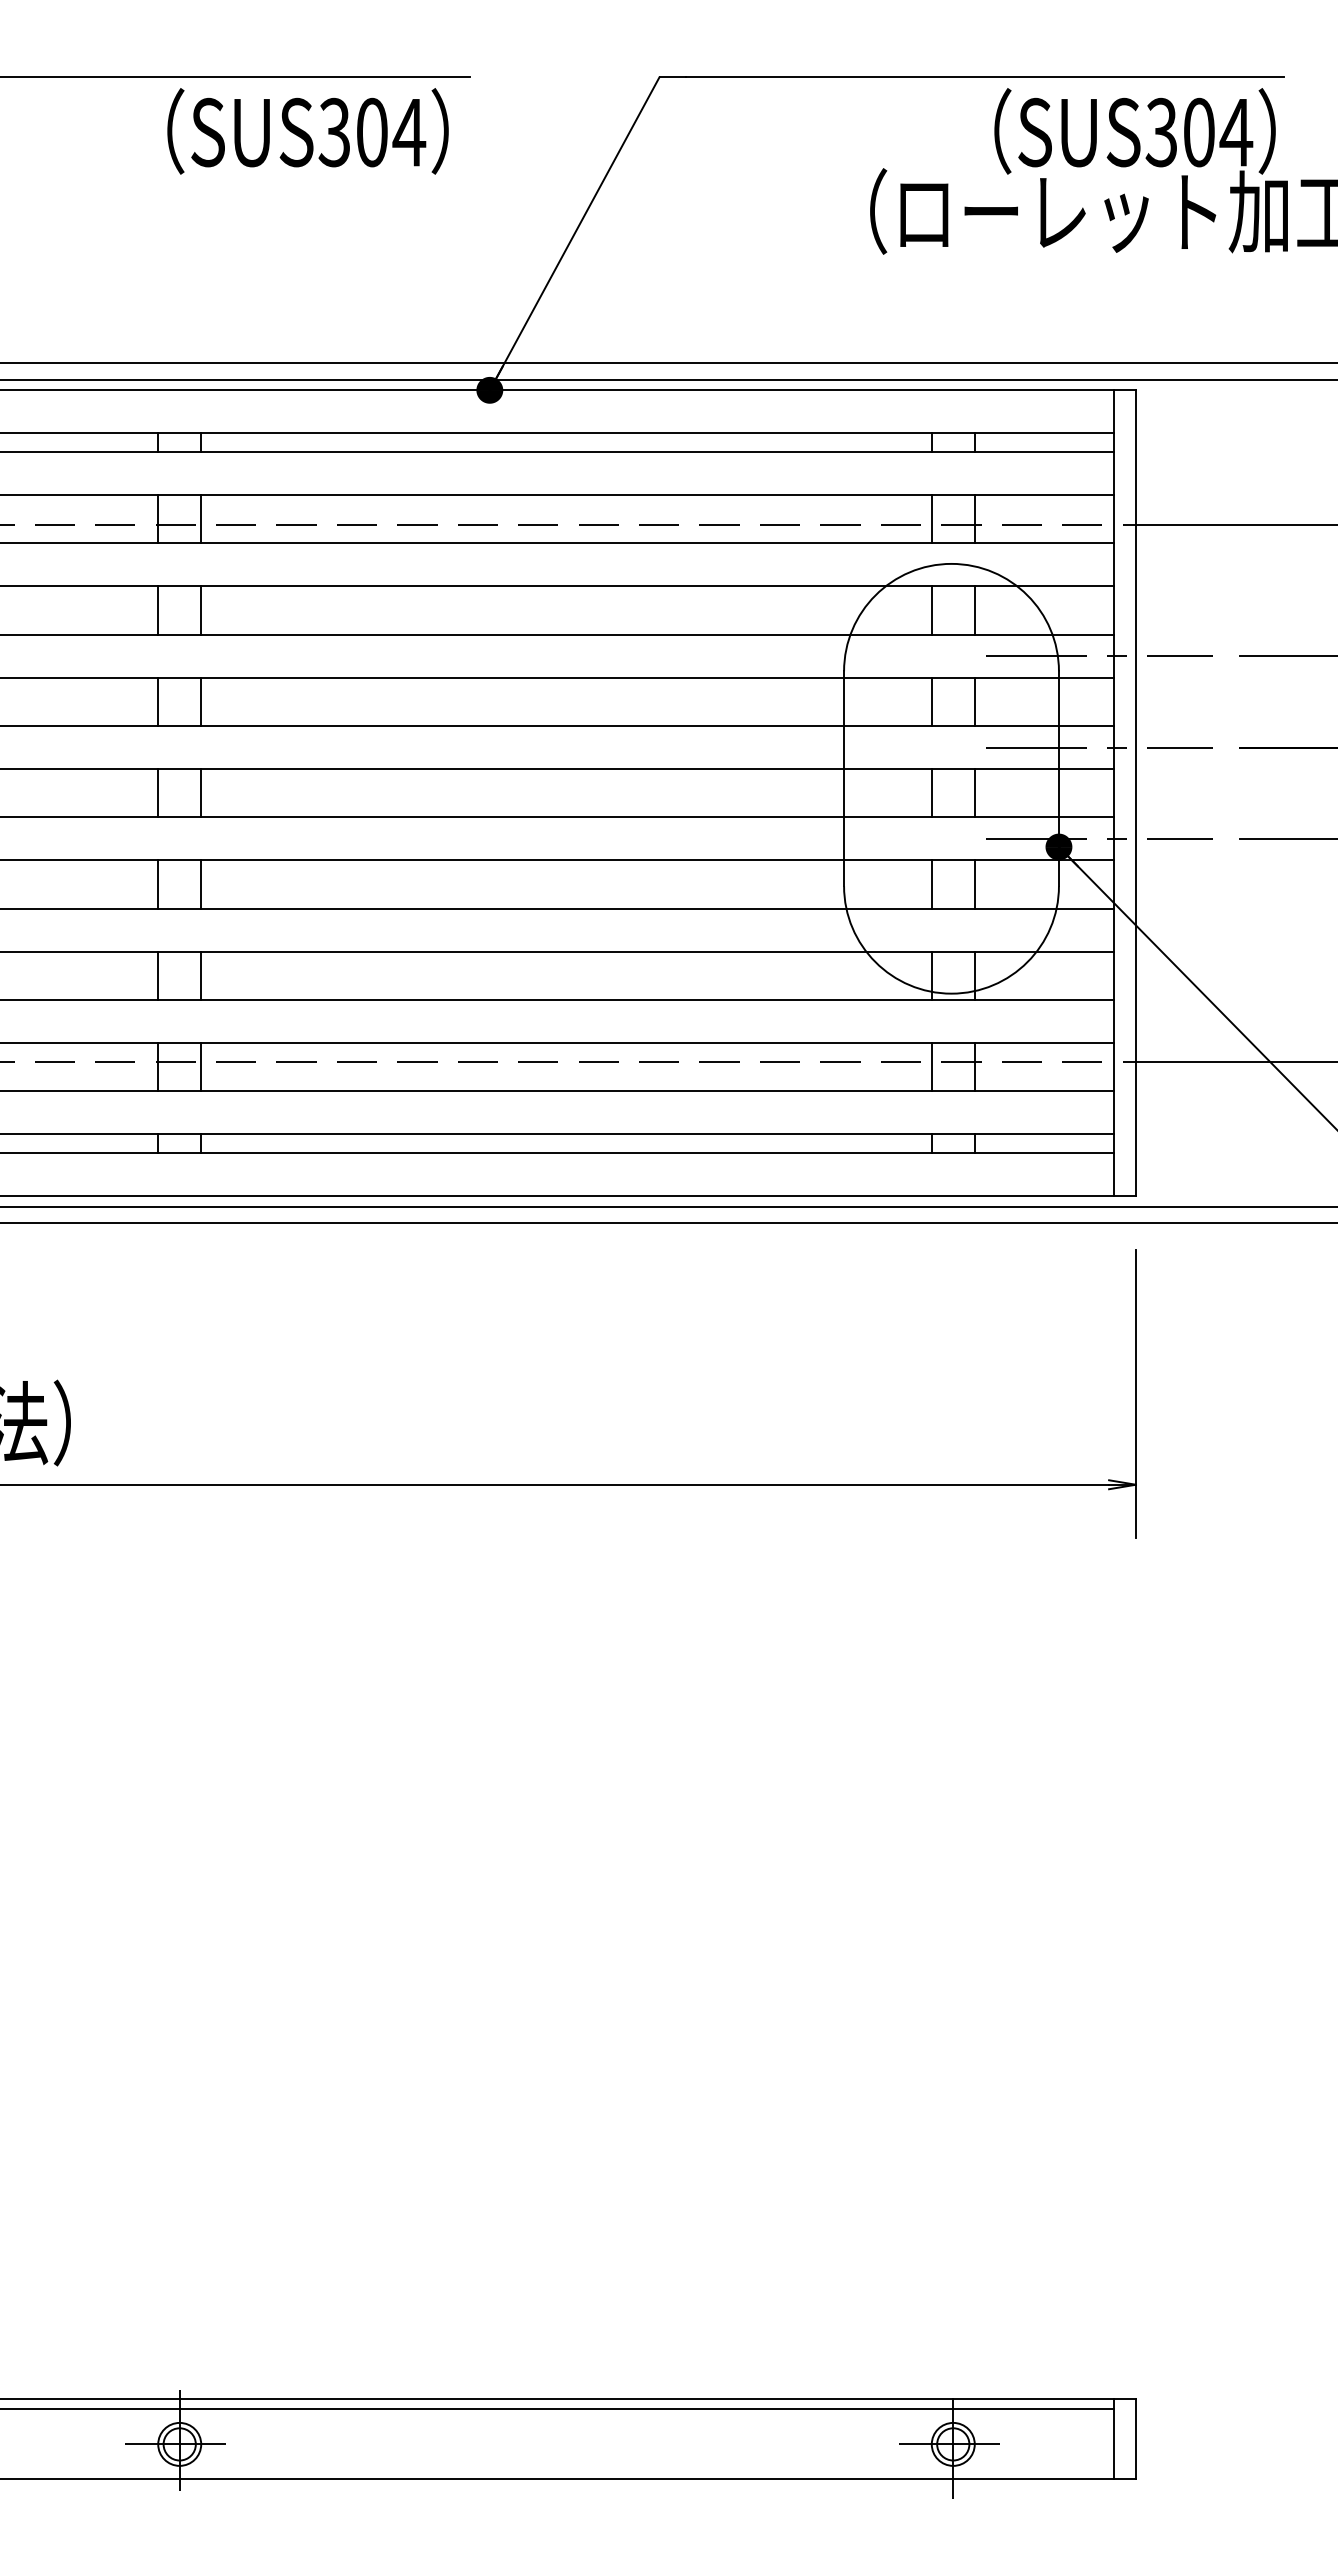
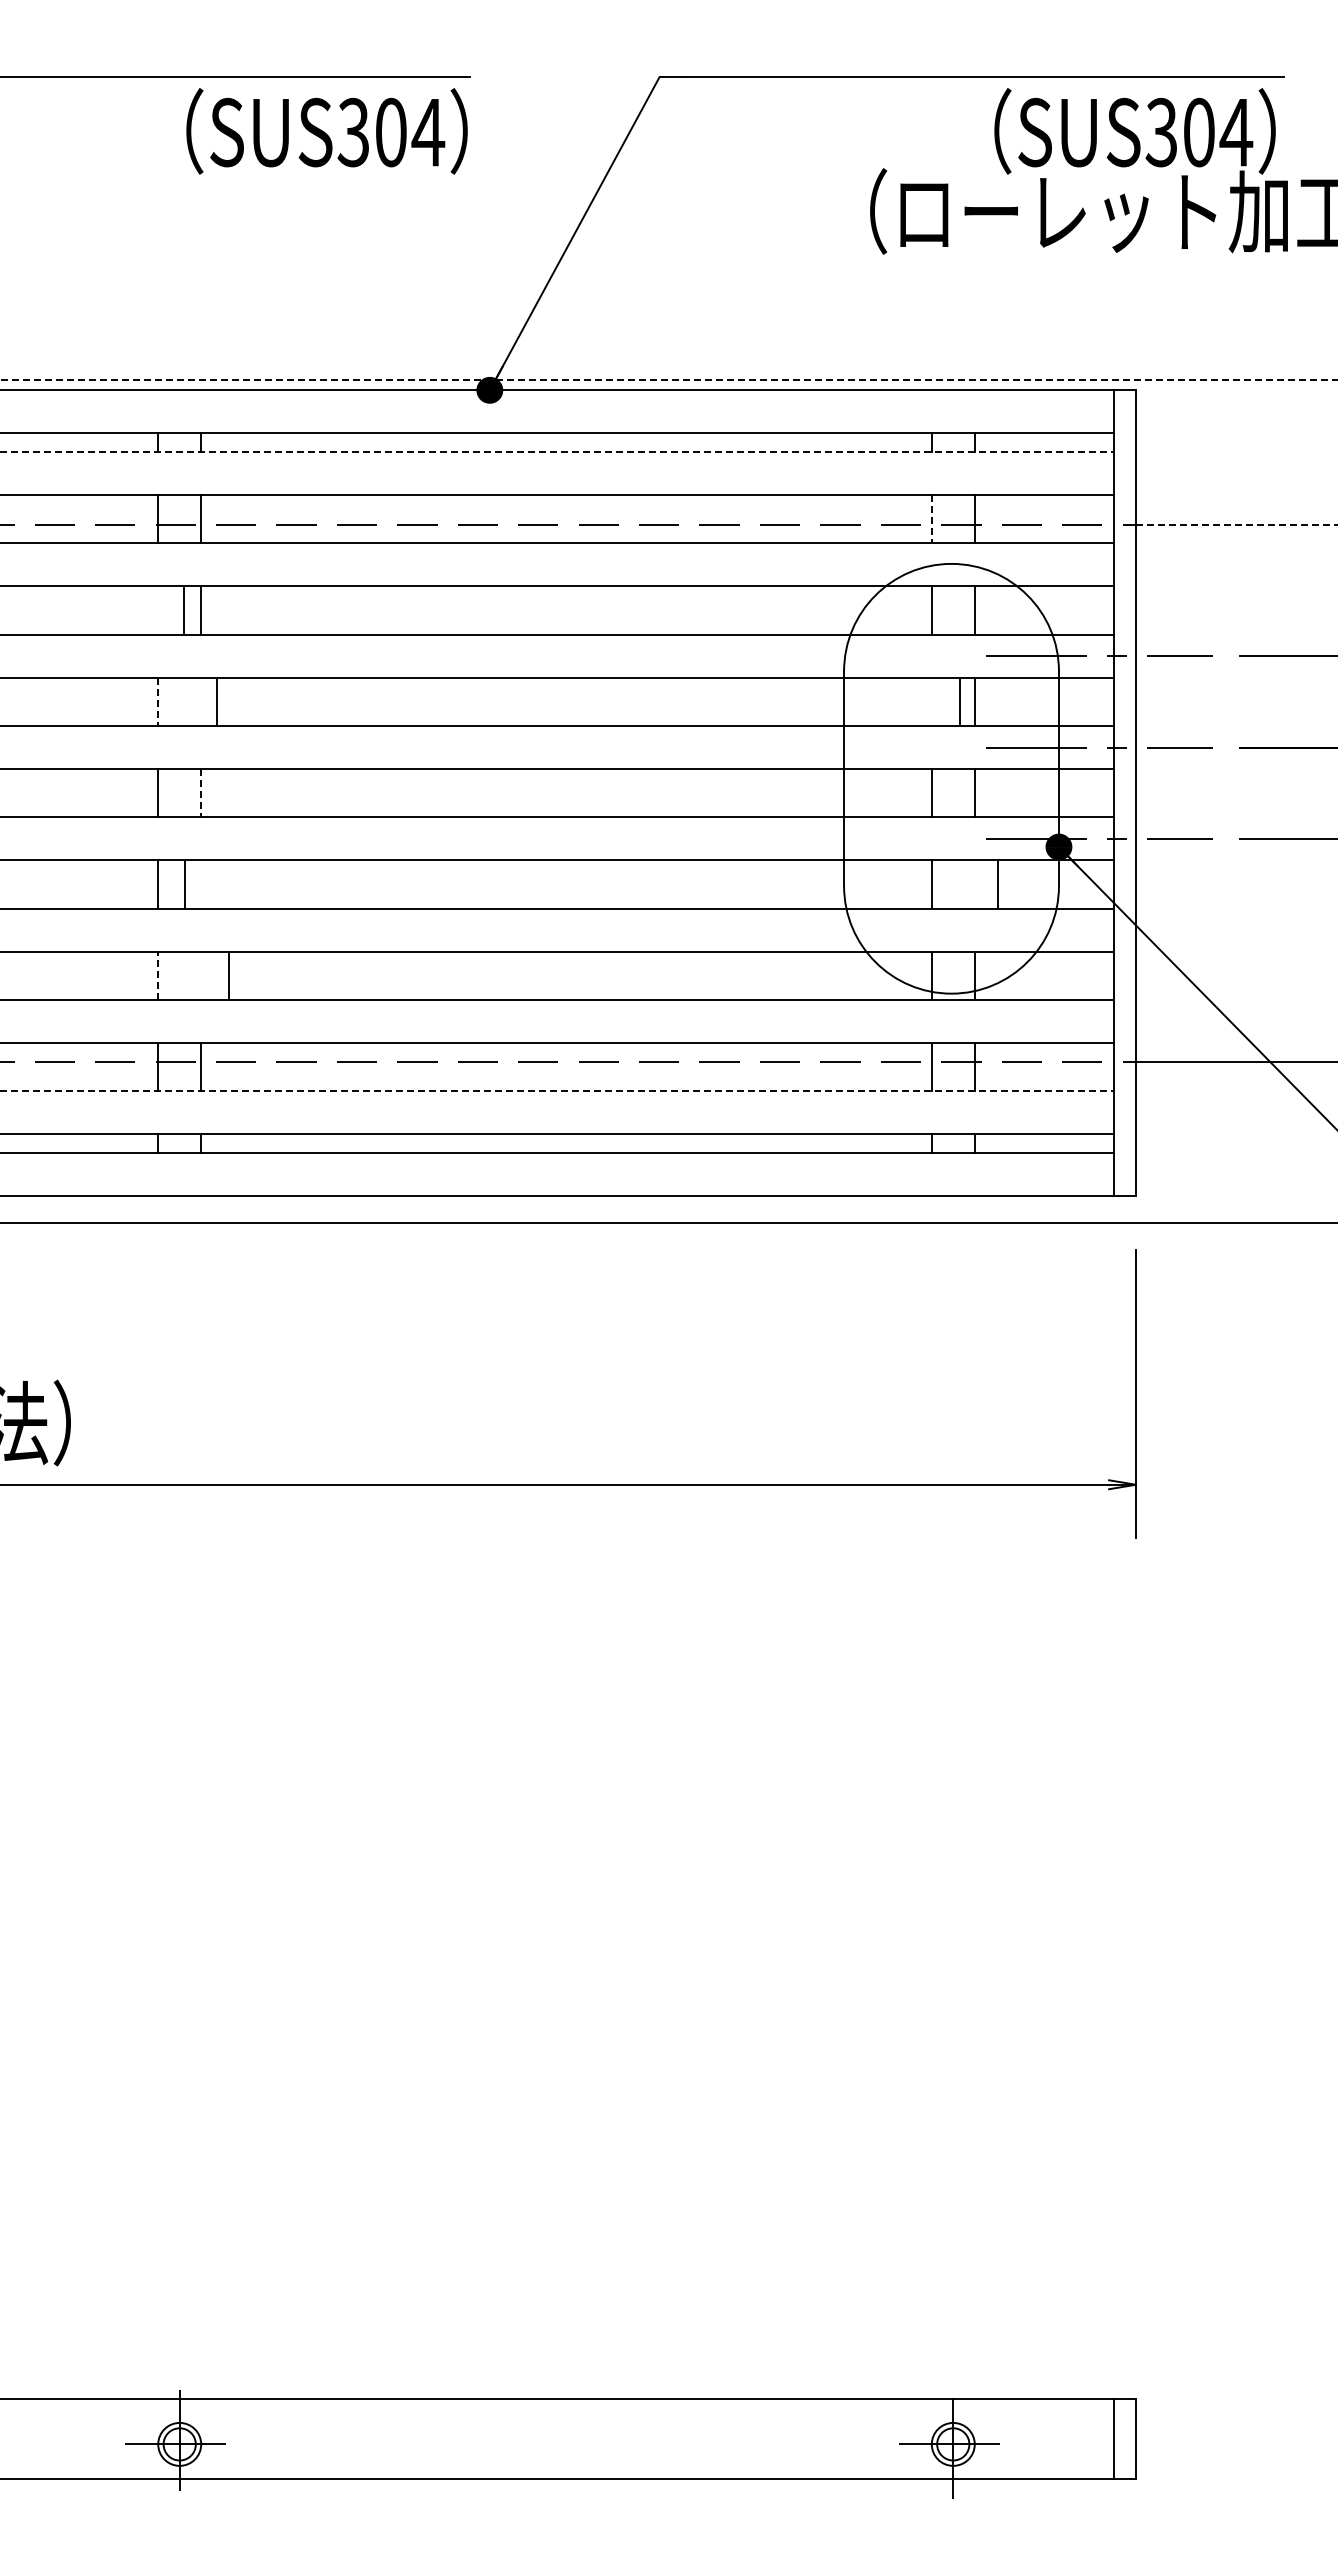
text position: (307, 131) -> (326, 131) (326, 131)
line: present -> none (668, 363)
line: solid -> dashed (669, 379)
line: solid -> dashed (557, 452)
line: solid -> dashed (931, 519)
line: solid -> dashed (1236, 524)
line position: (158, 610) -> (184, 610) (184, 610)
line position: (201, 701) -> (217, 701) (217, 701)
line position: (931, 701) -> (959, 701) (959, 701)
line: solid -> dashed (158, 702)
line: solid -> dashed (201, 793)
line position: (201, 884) -> (185, 884) (185, 884)
line position: (974, 884) -> (997, 884) (997, 884)
line: solid -> dashed (158, 975)
line position: (201, 975) -> (229, 975) (229, 975)
line: solid -> dashed (557, 1091)
line: present -> none (668, 1206)
line: present -> none (558, 2409)
